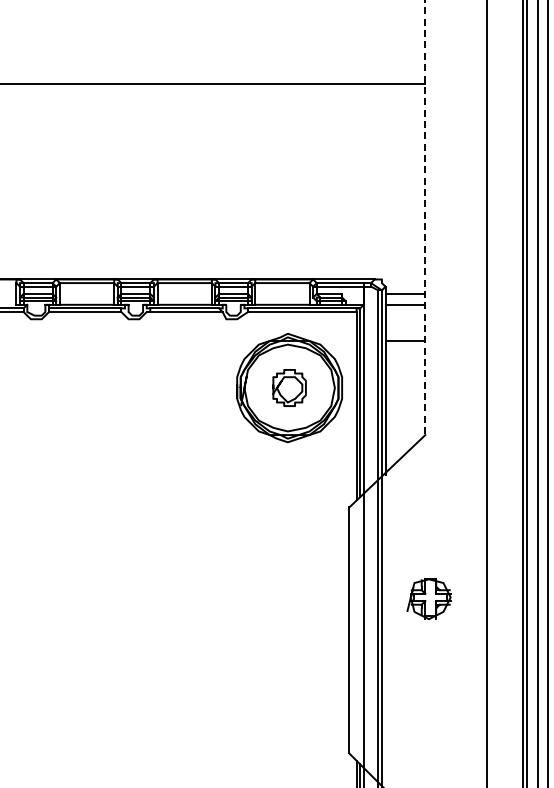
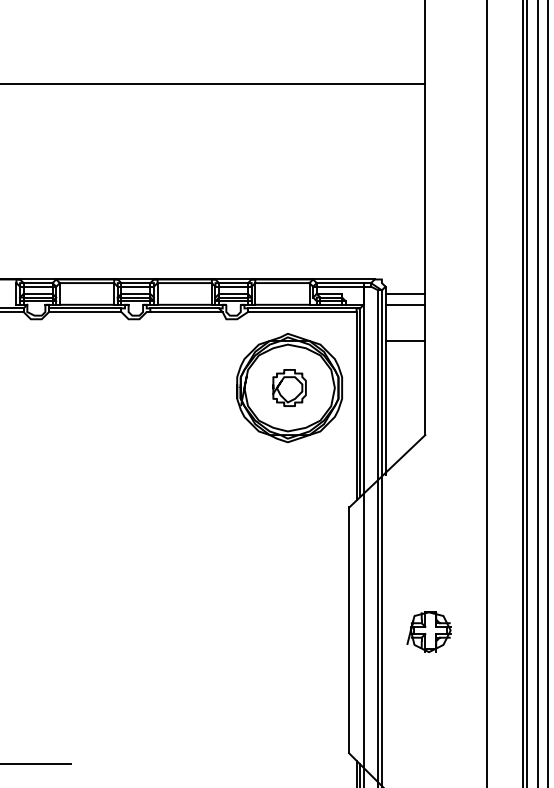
line: dashed -> solid (425, 218)
part position: (428, 598) -> (428, 631) (428, 631)
line: none -> present (36, 764)
